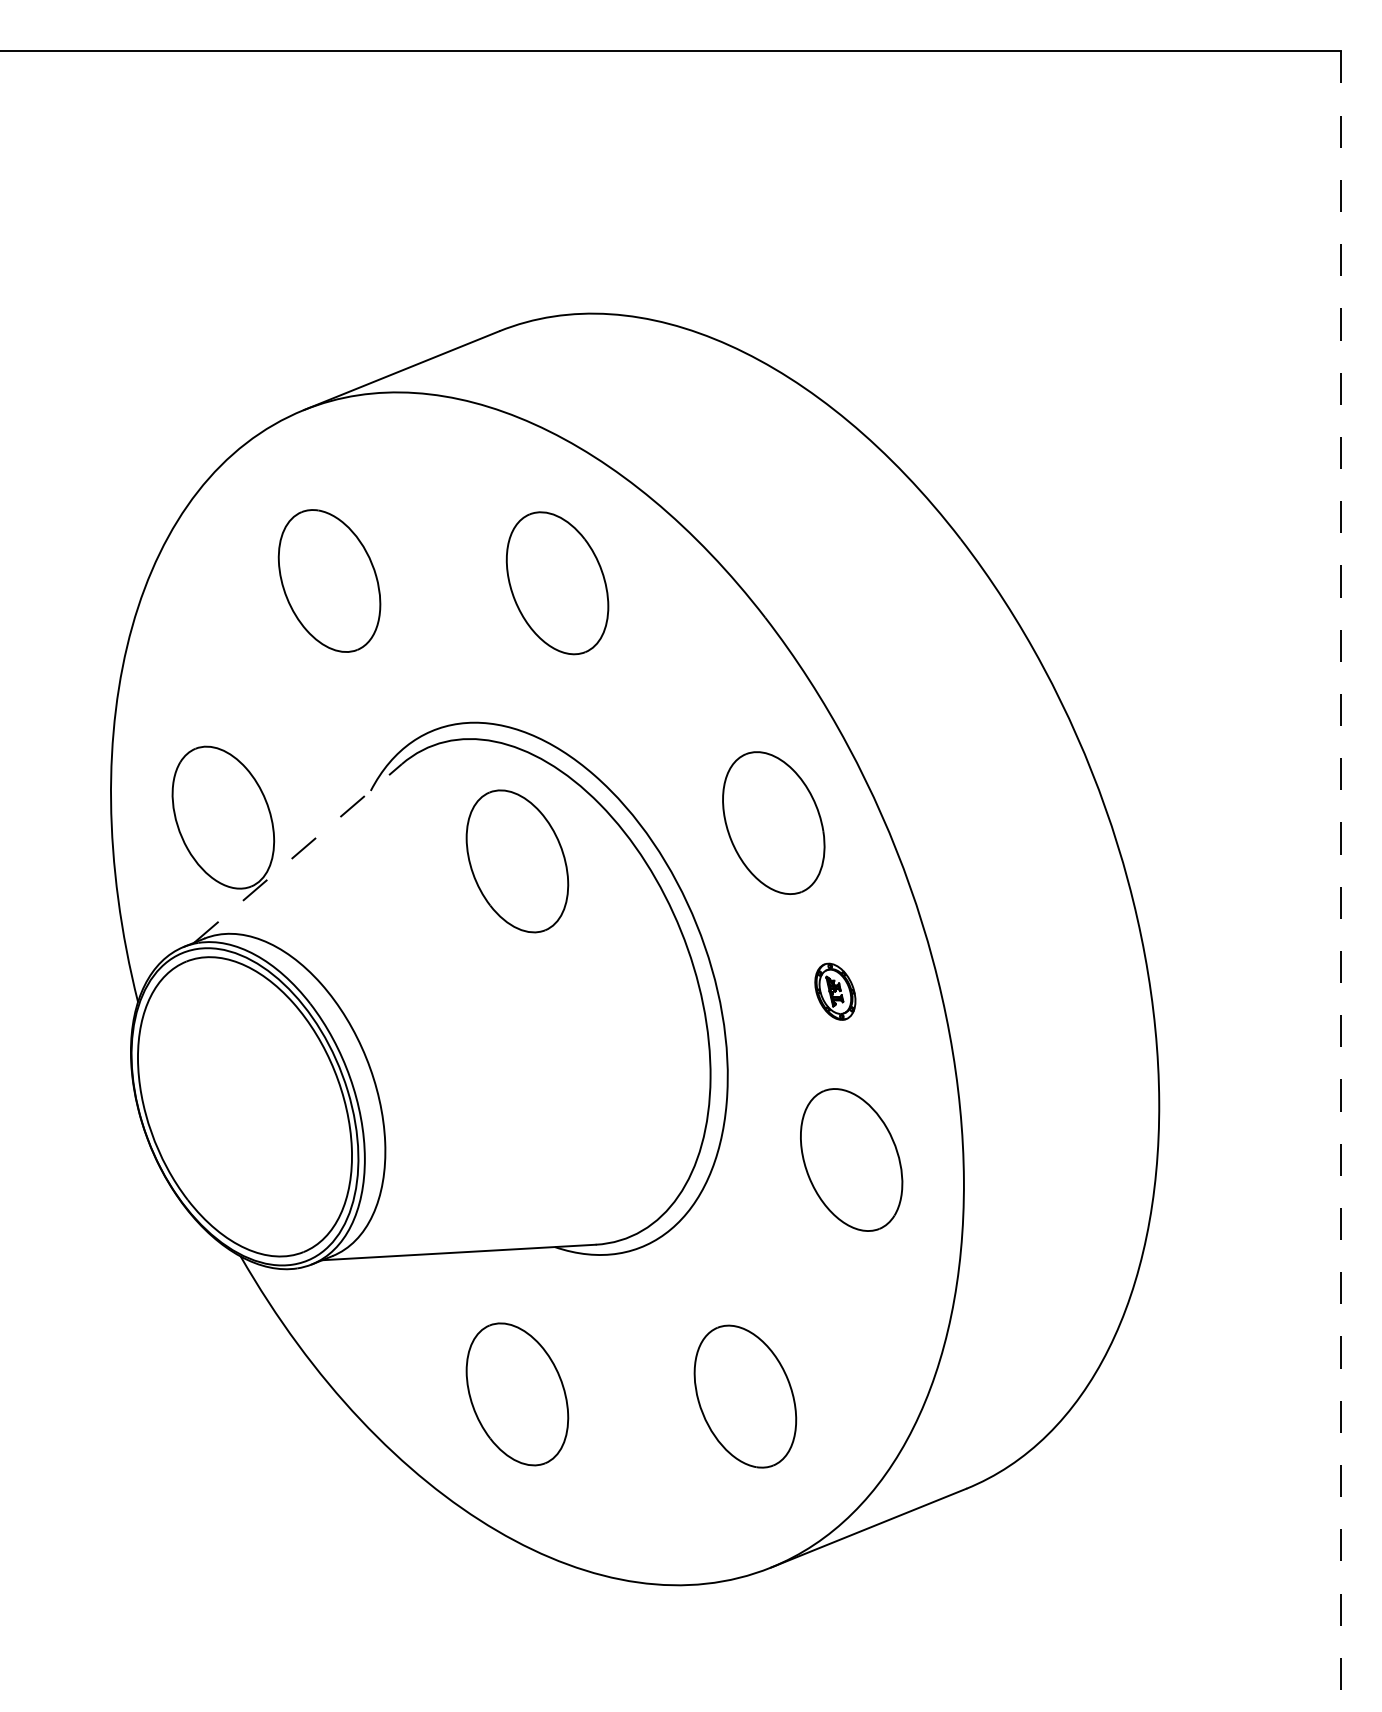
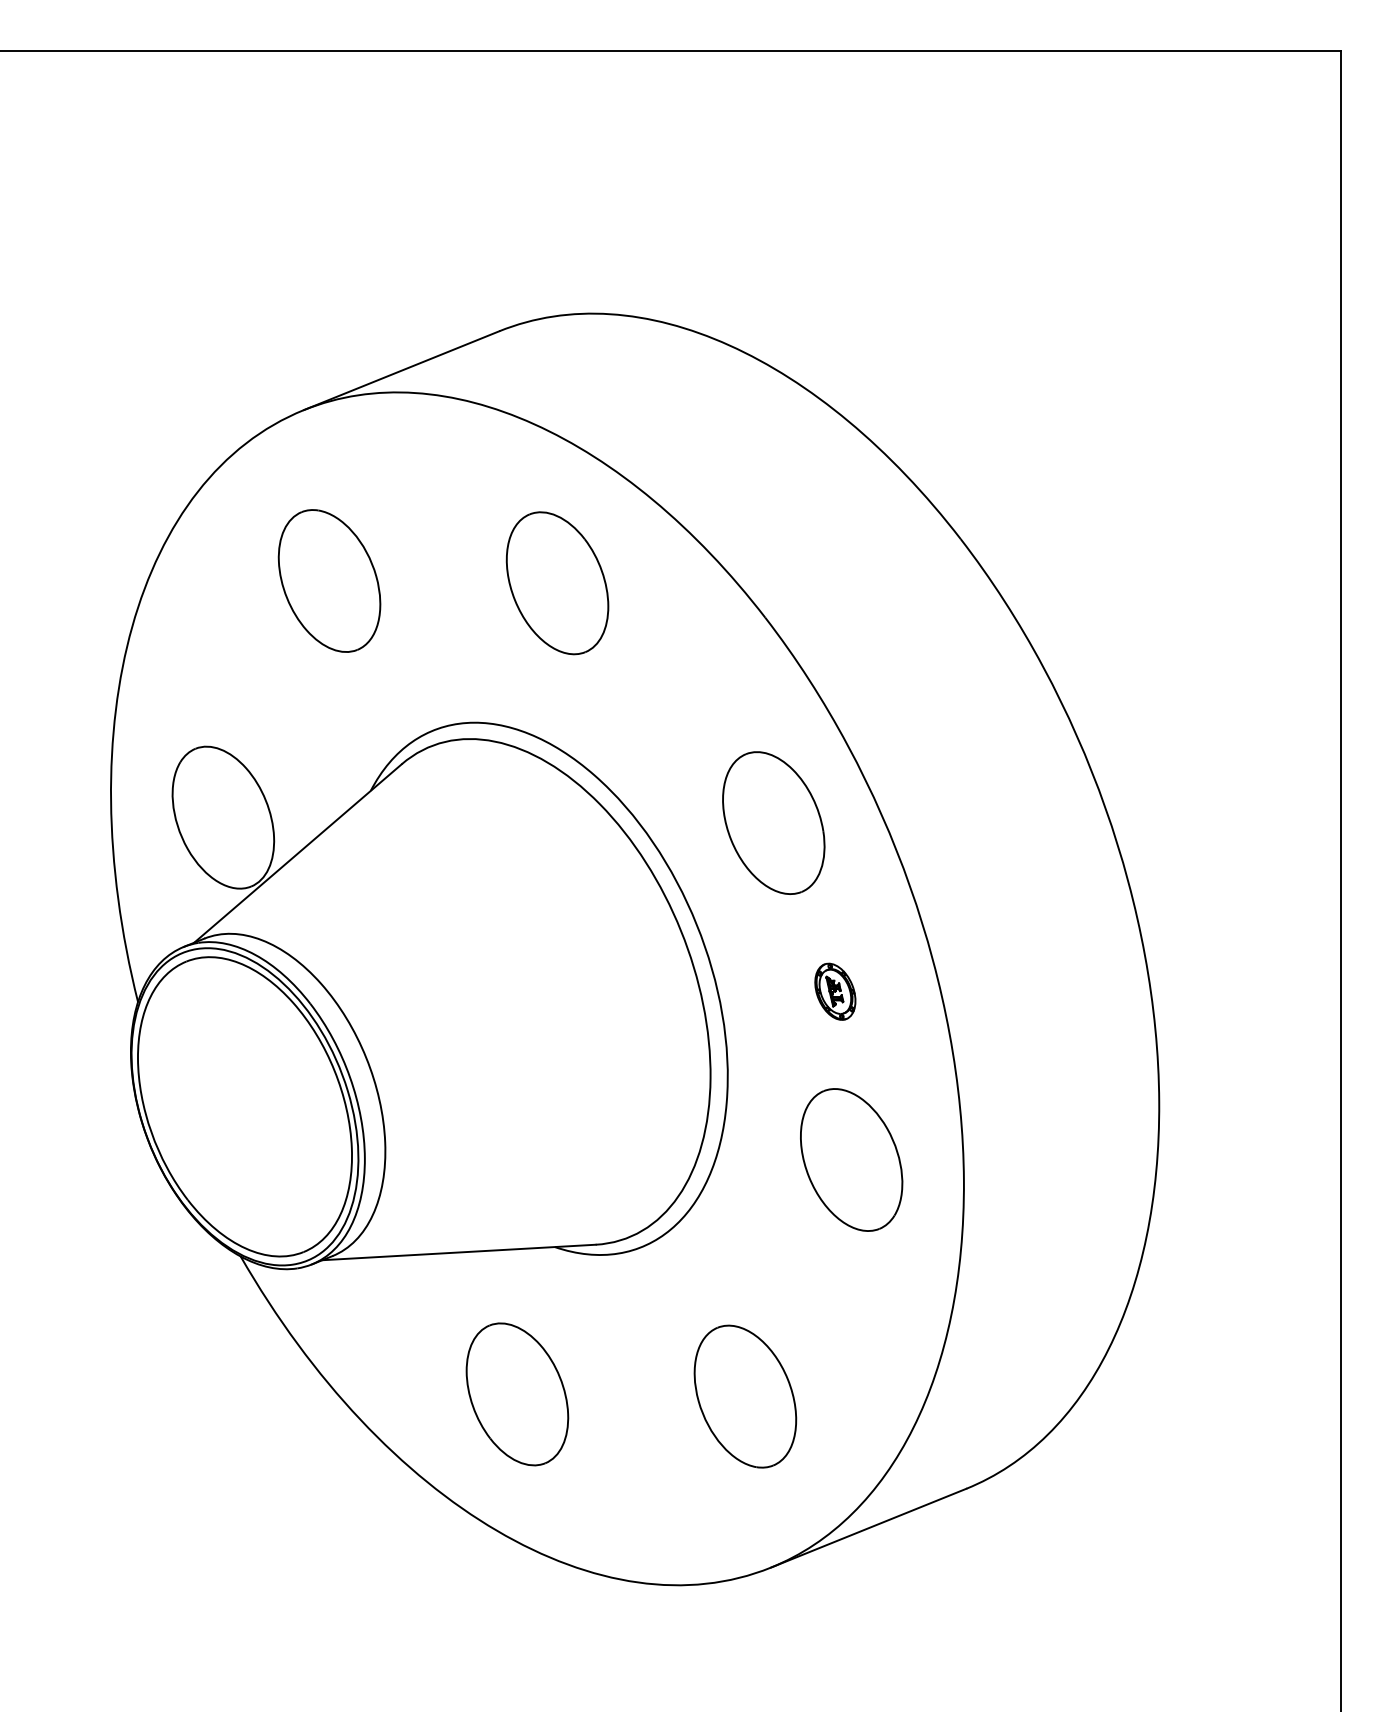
line: dashed -> solid (298, 853)
part: present -> none (517, 861)
line: dashed -> solid (1340, 882)
